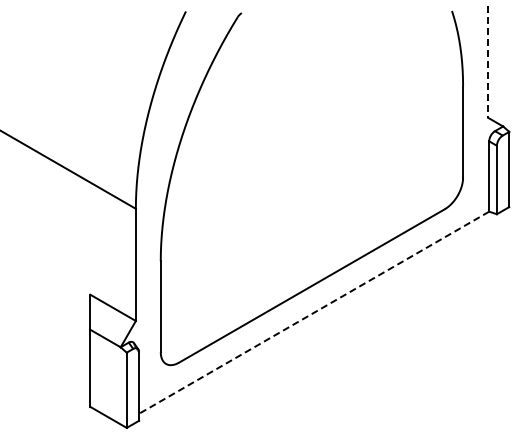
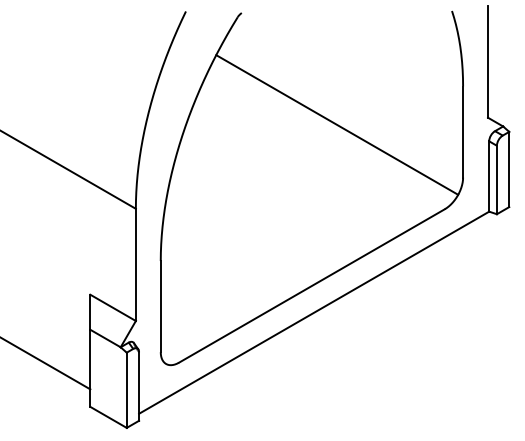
line: dashed -> solid (488, 62)
line: none -> present (337, 124)
line: dashed -> solid (313, 312)
line: none -> present (46, 363)
